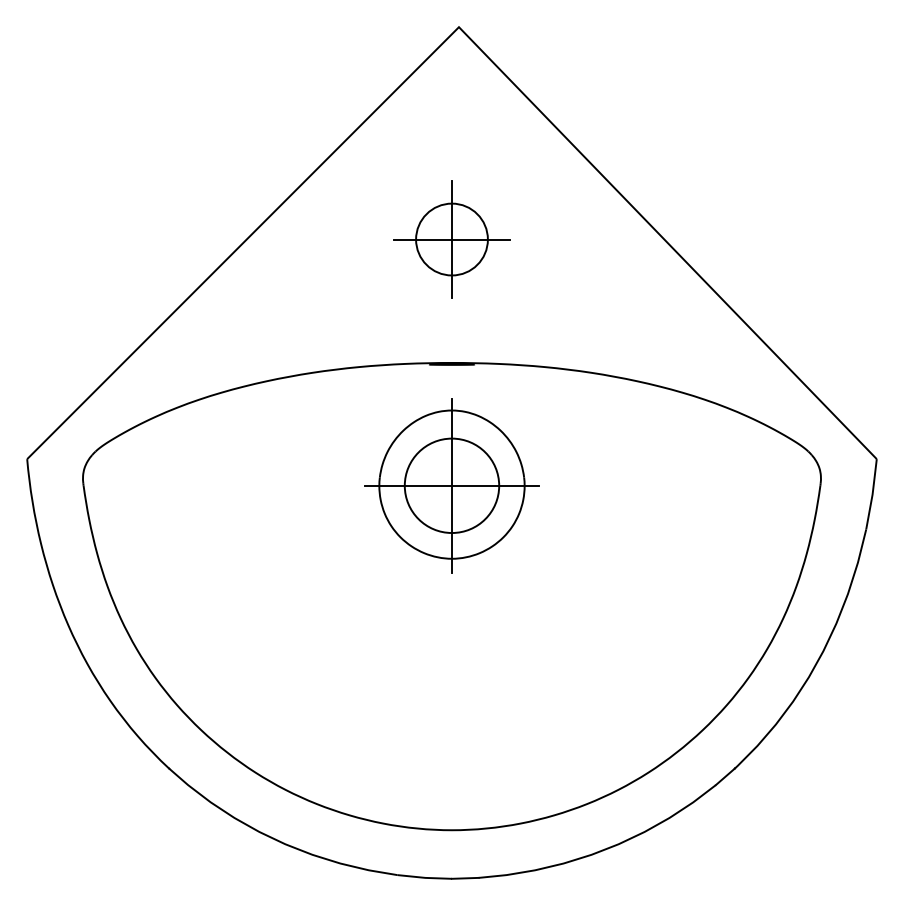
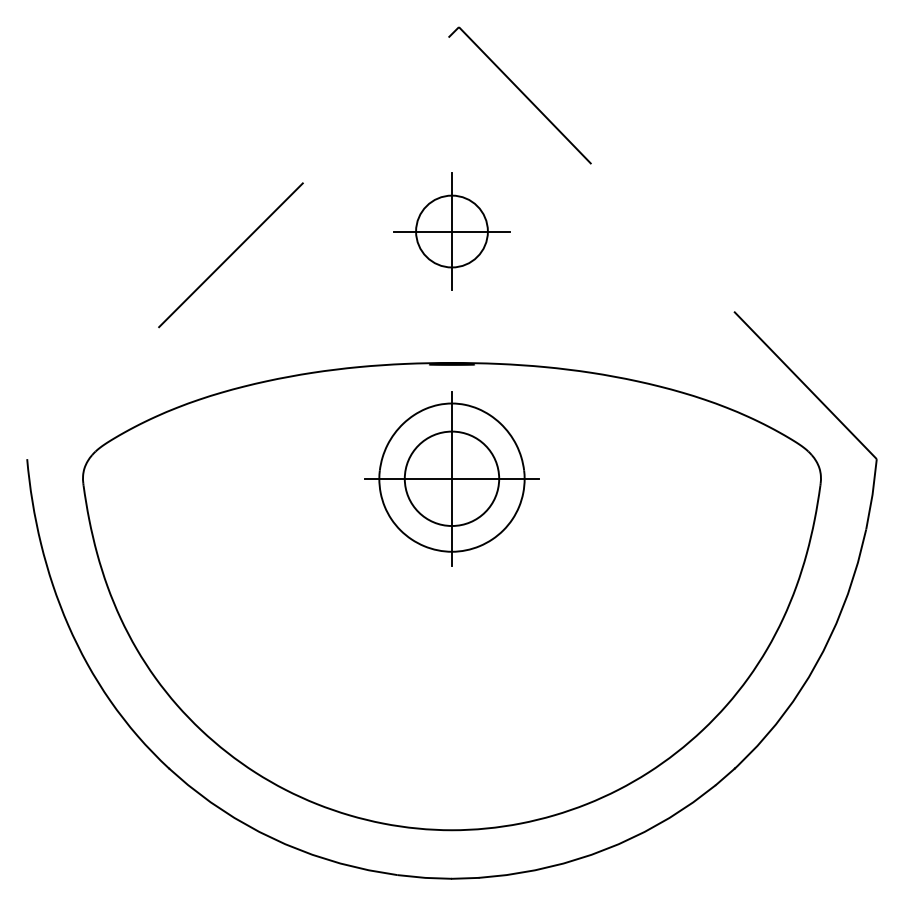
line: solid -> dashed (455, 30)
part position: (451, 239) -> (451, 231) (451, 231)
part position: (451, 485) -> (451, 478) (451, 478)
